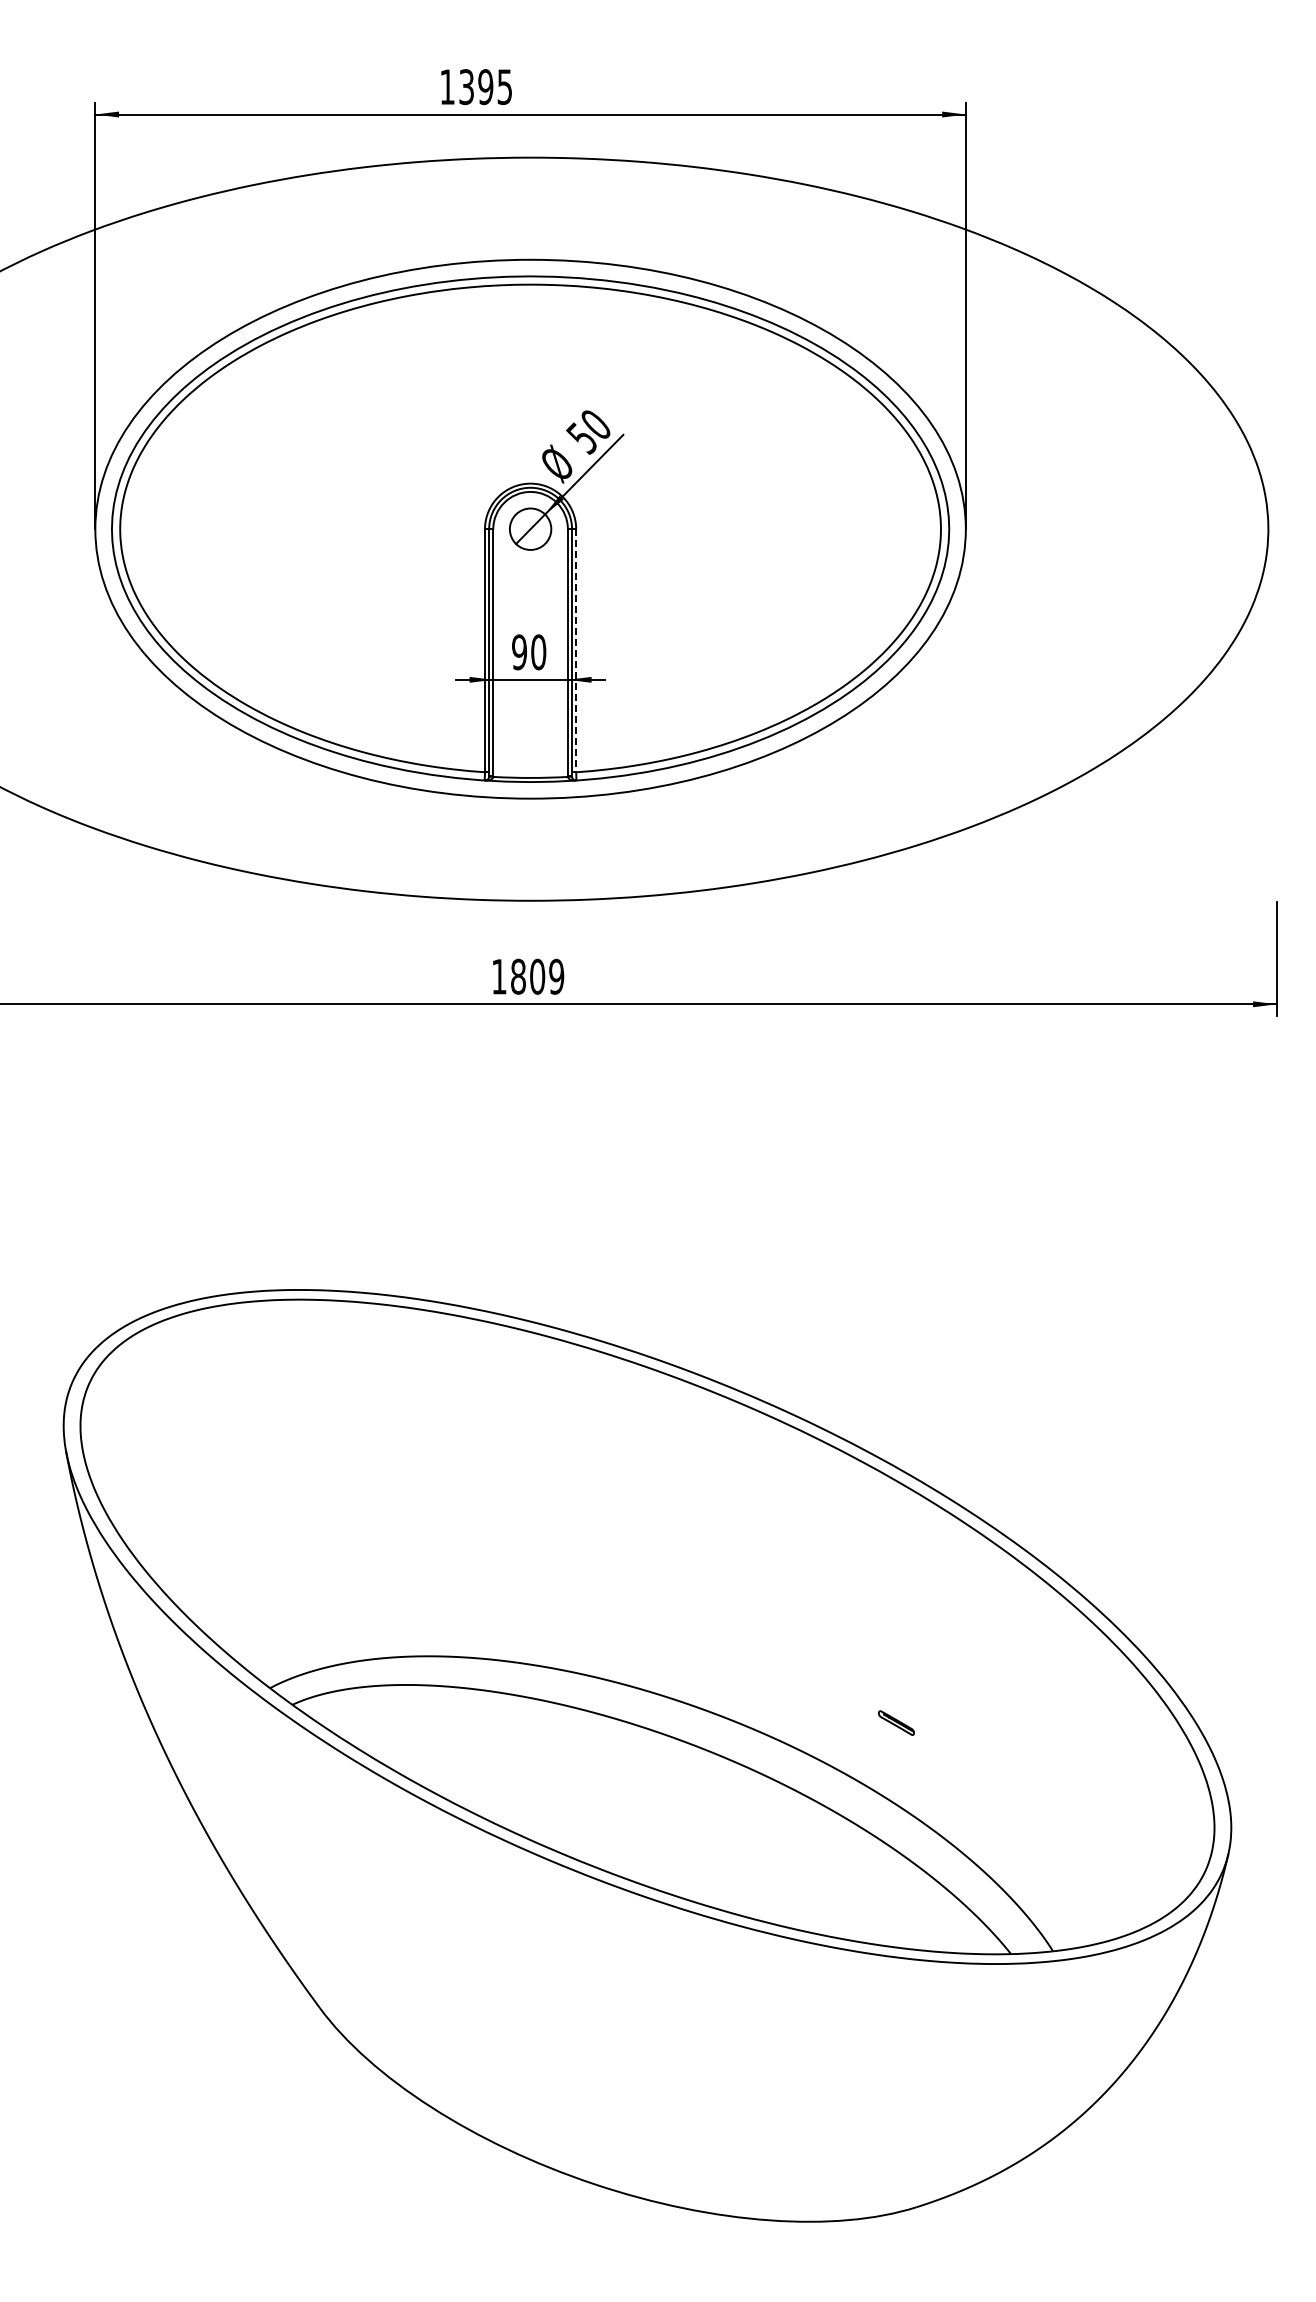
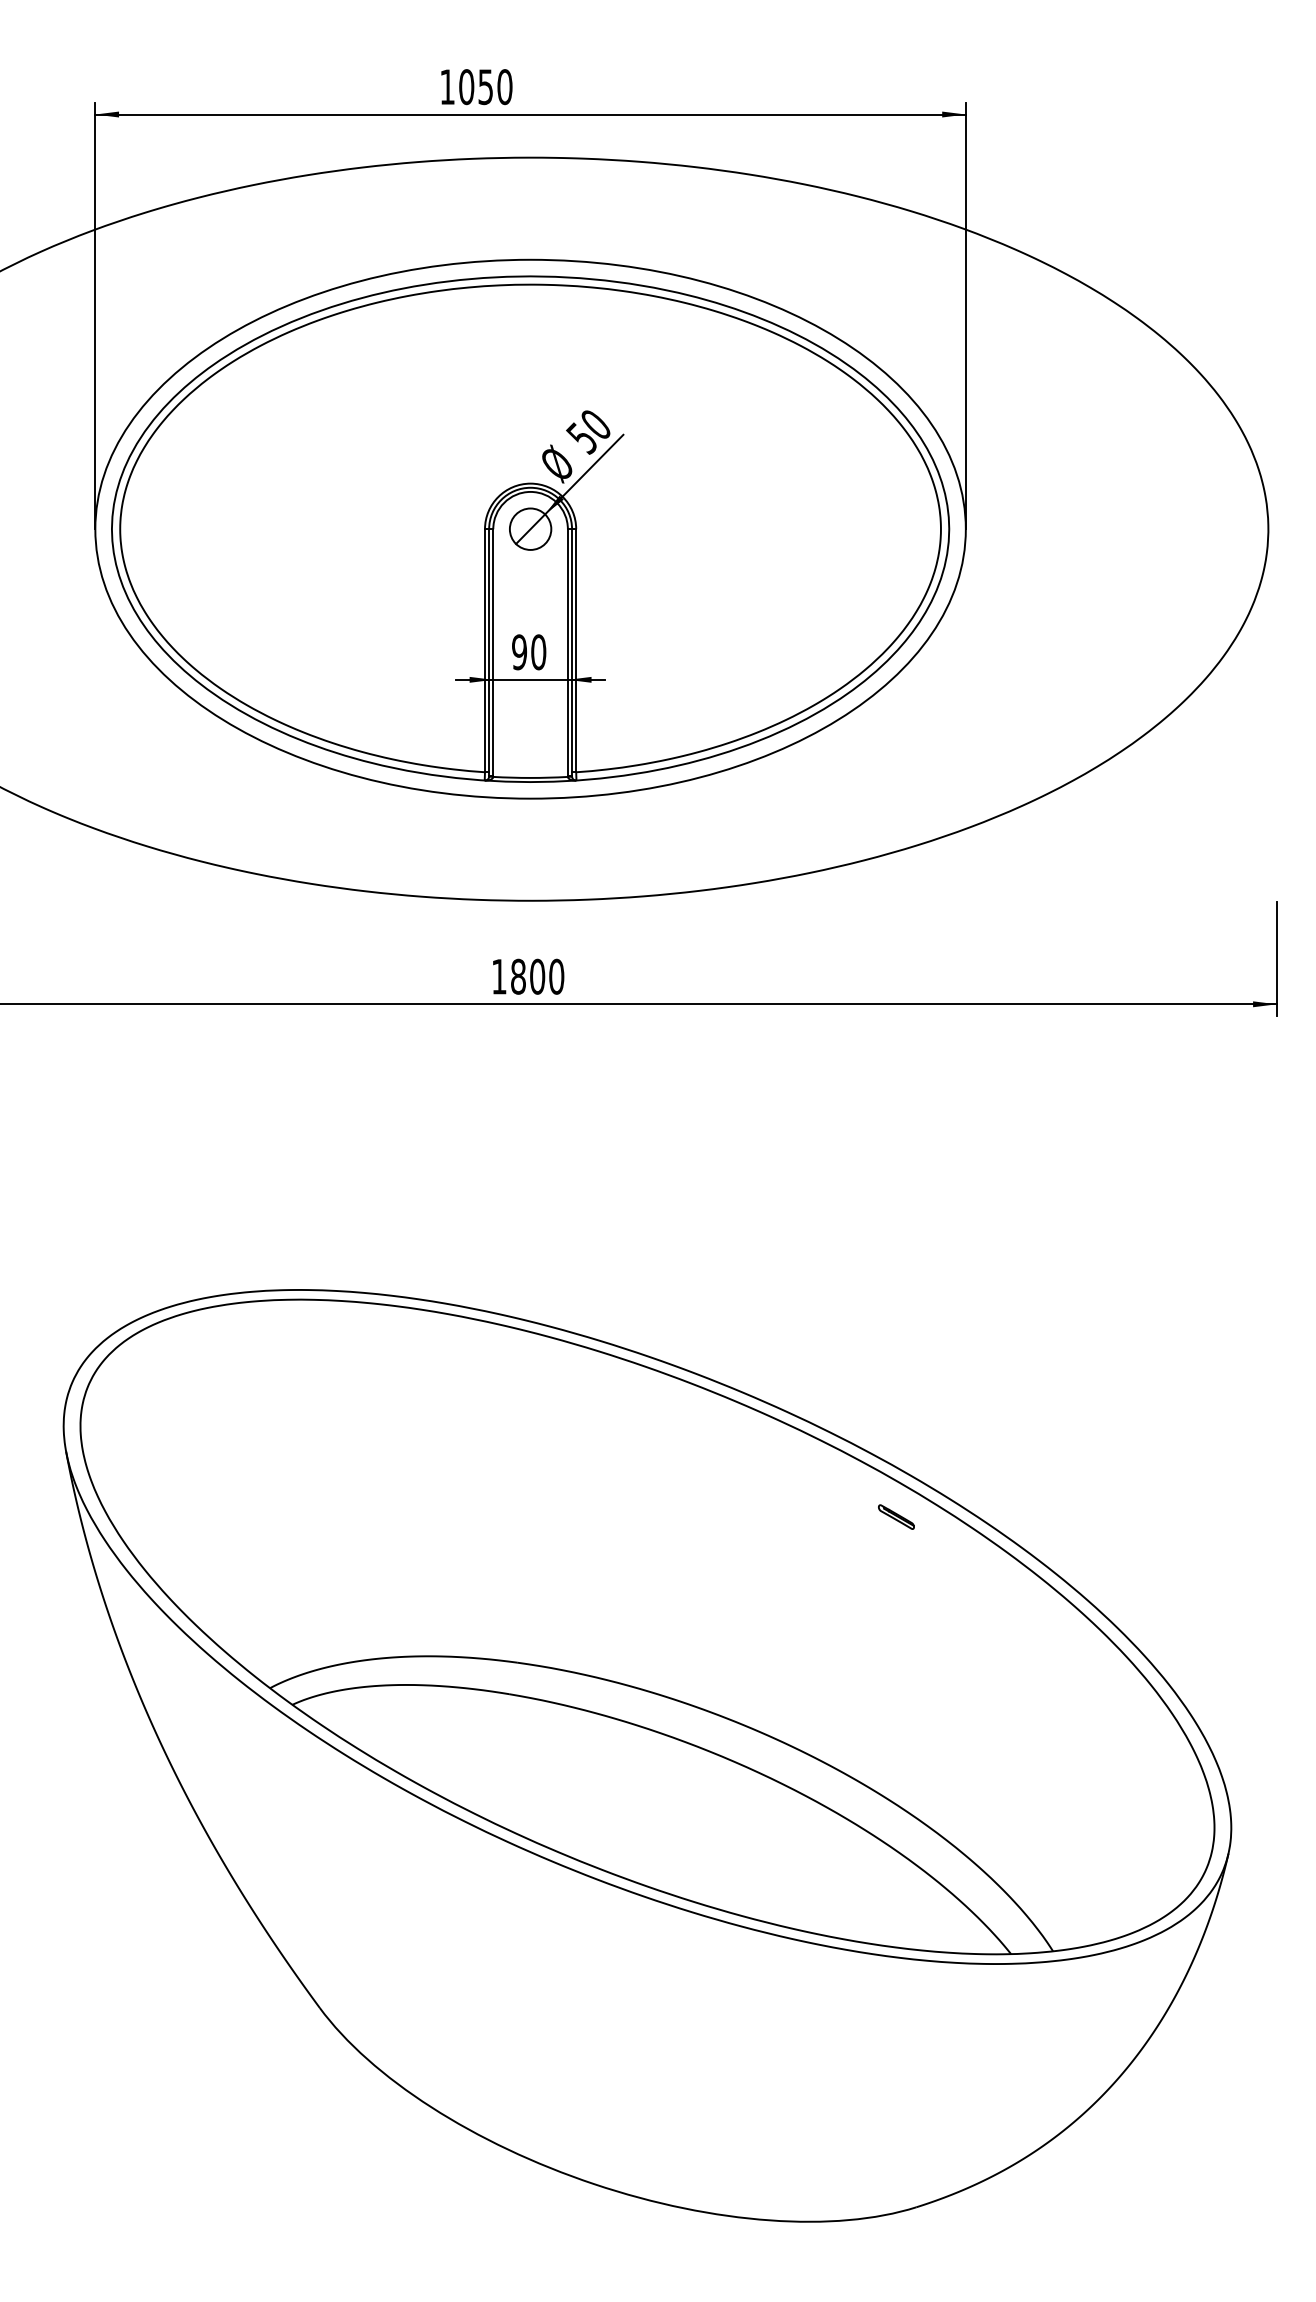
text: 1395 -> 1050 (485, 87)
line: dashed -> solid (576, 650)
text: 1809 -> 1800 (556, 976)
part position: (896, 1722) -> (896, 1516) (896, 1516)
